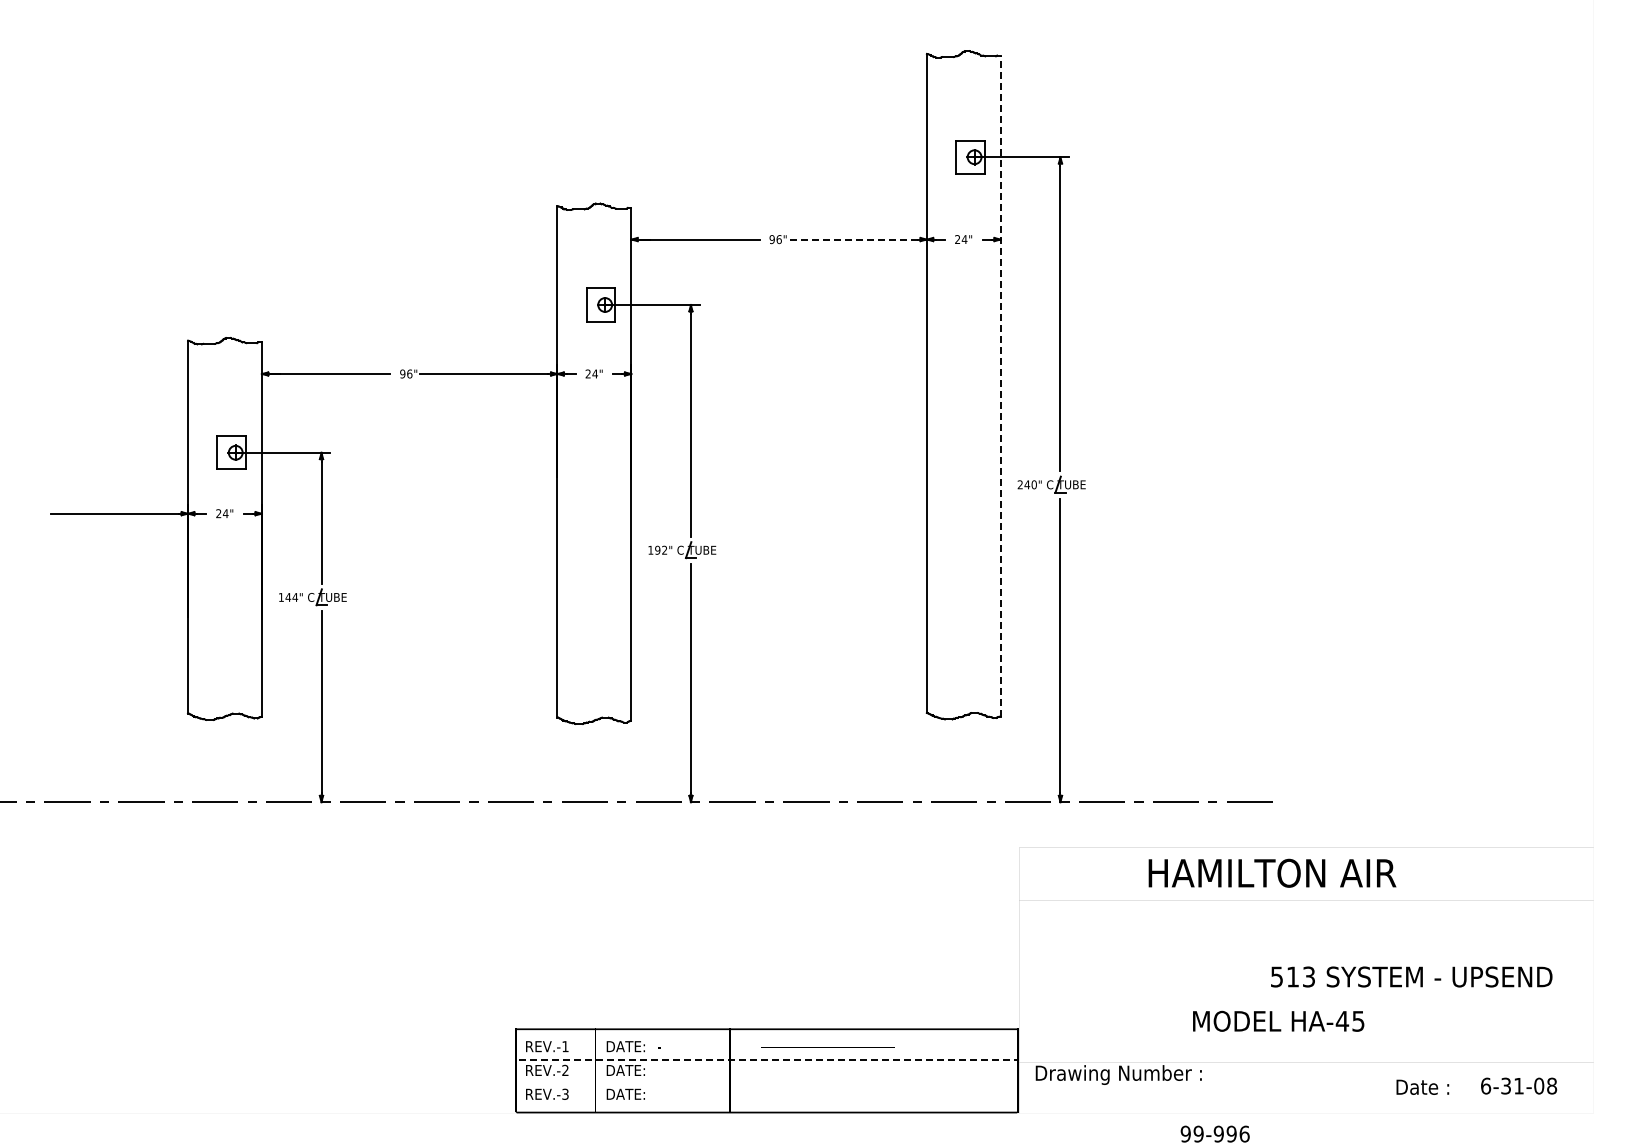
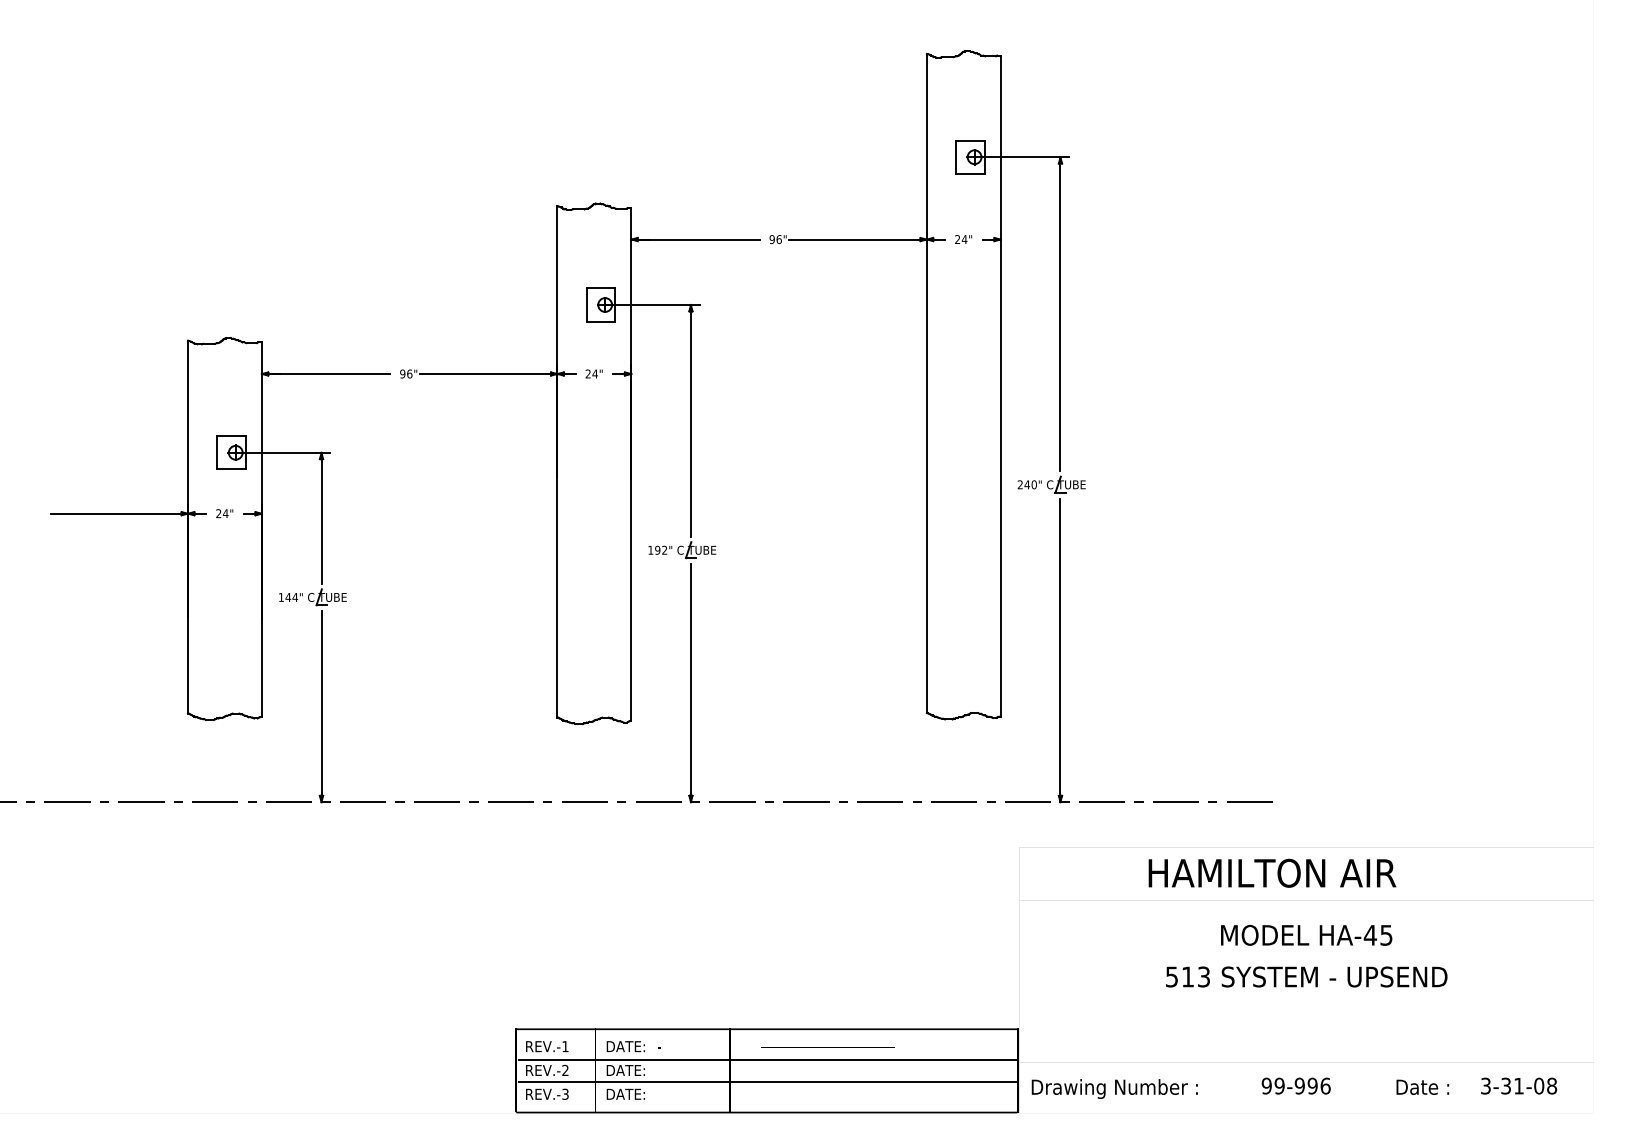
line: dashed -> solid (853, 239)
line: dashed -> solid (1000, 386)
text position: (1411, 976) -> (1306, 976) (1306, 976)
text position: (1278, 1020) -> (1306, 934) (1306, 934)
line: dashed -> solid (768, 1059)
text position: (1118, 1074) -> (1114, 1088) (1114, 1088)
line: none -> present (768, 1082)
text: 6-31-08 -> 3-31-08 (1486, 1085)
text position: (1214, 1133) -> (1295, 1085) (1295, 1085)
